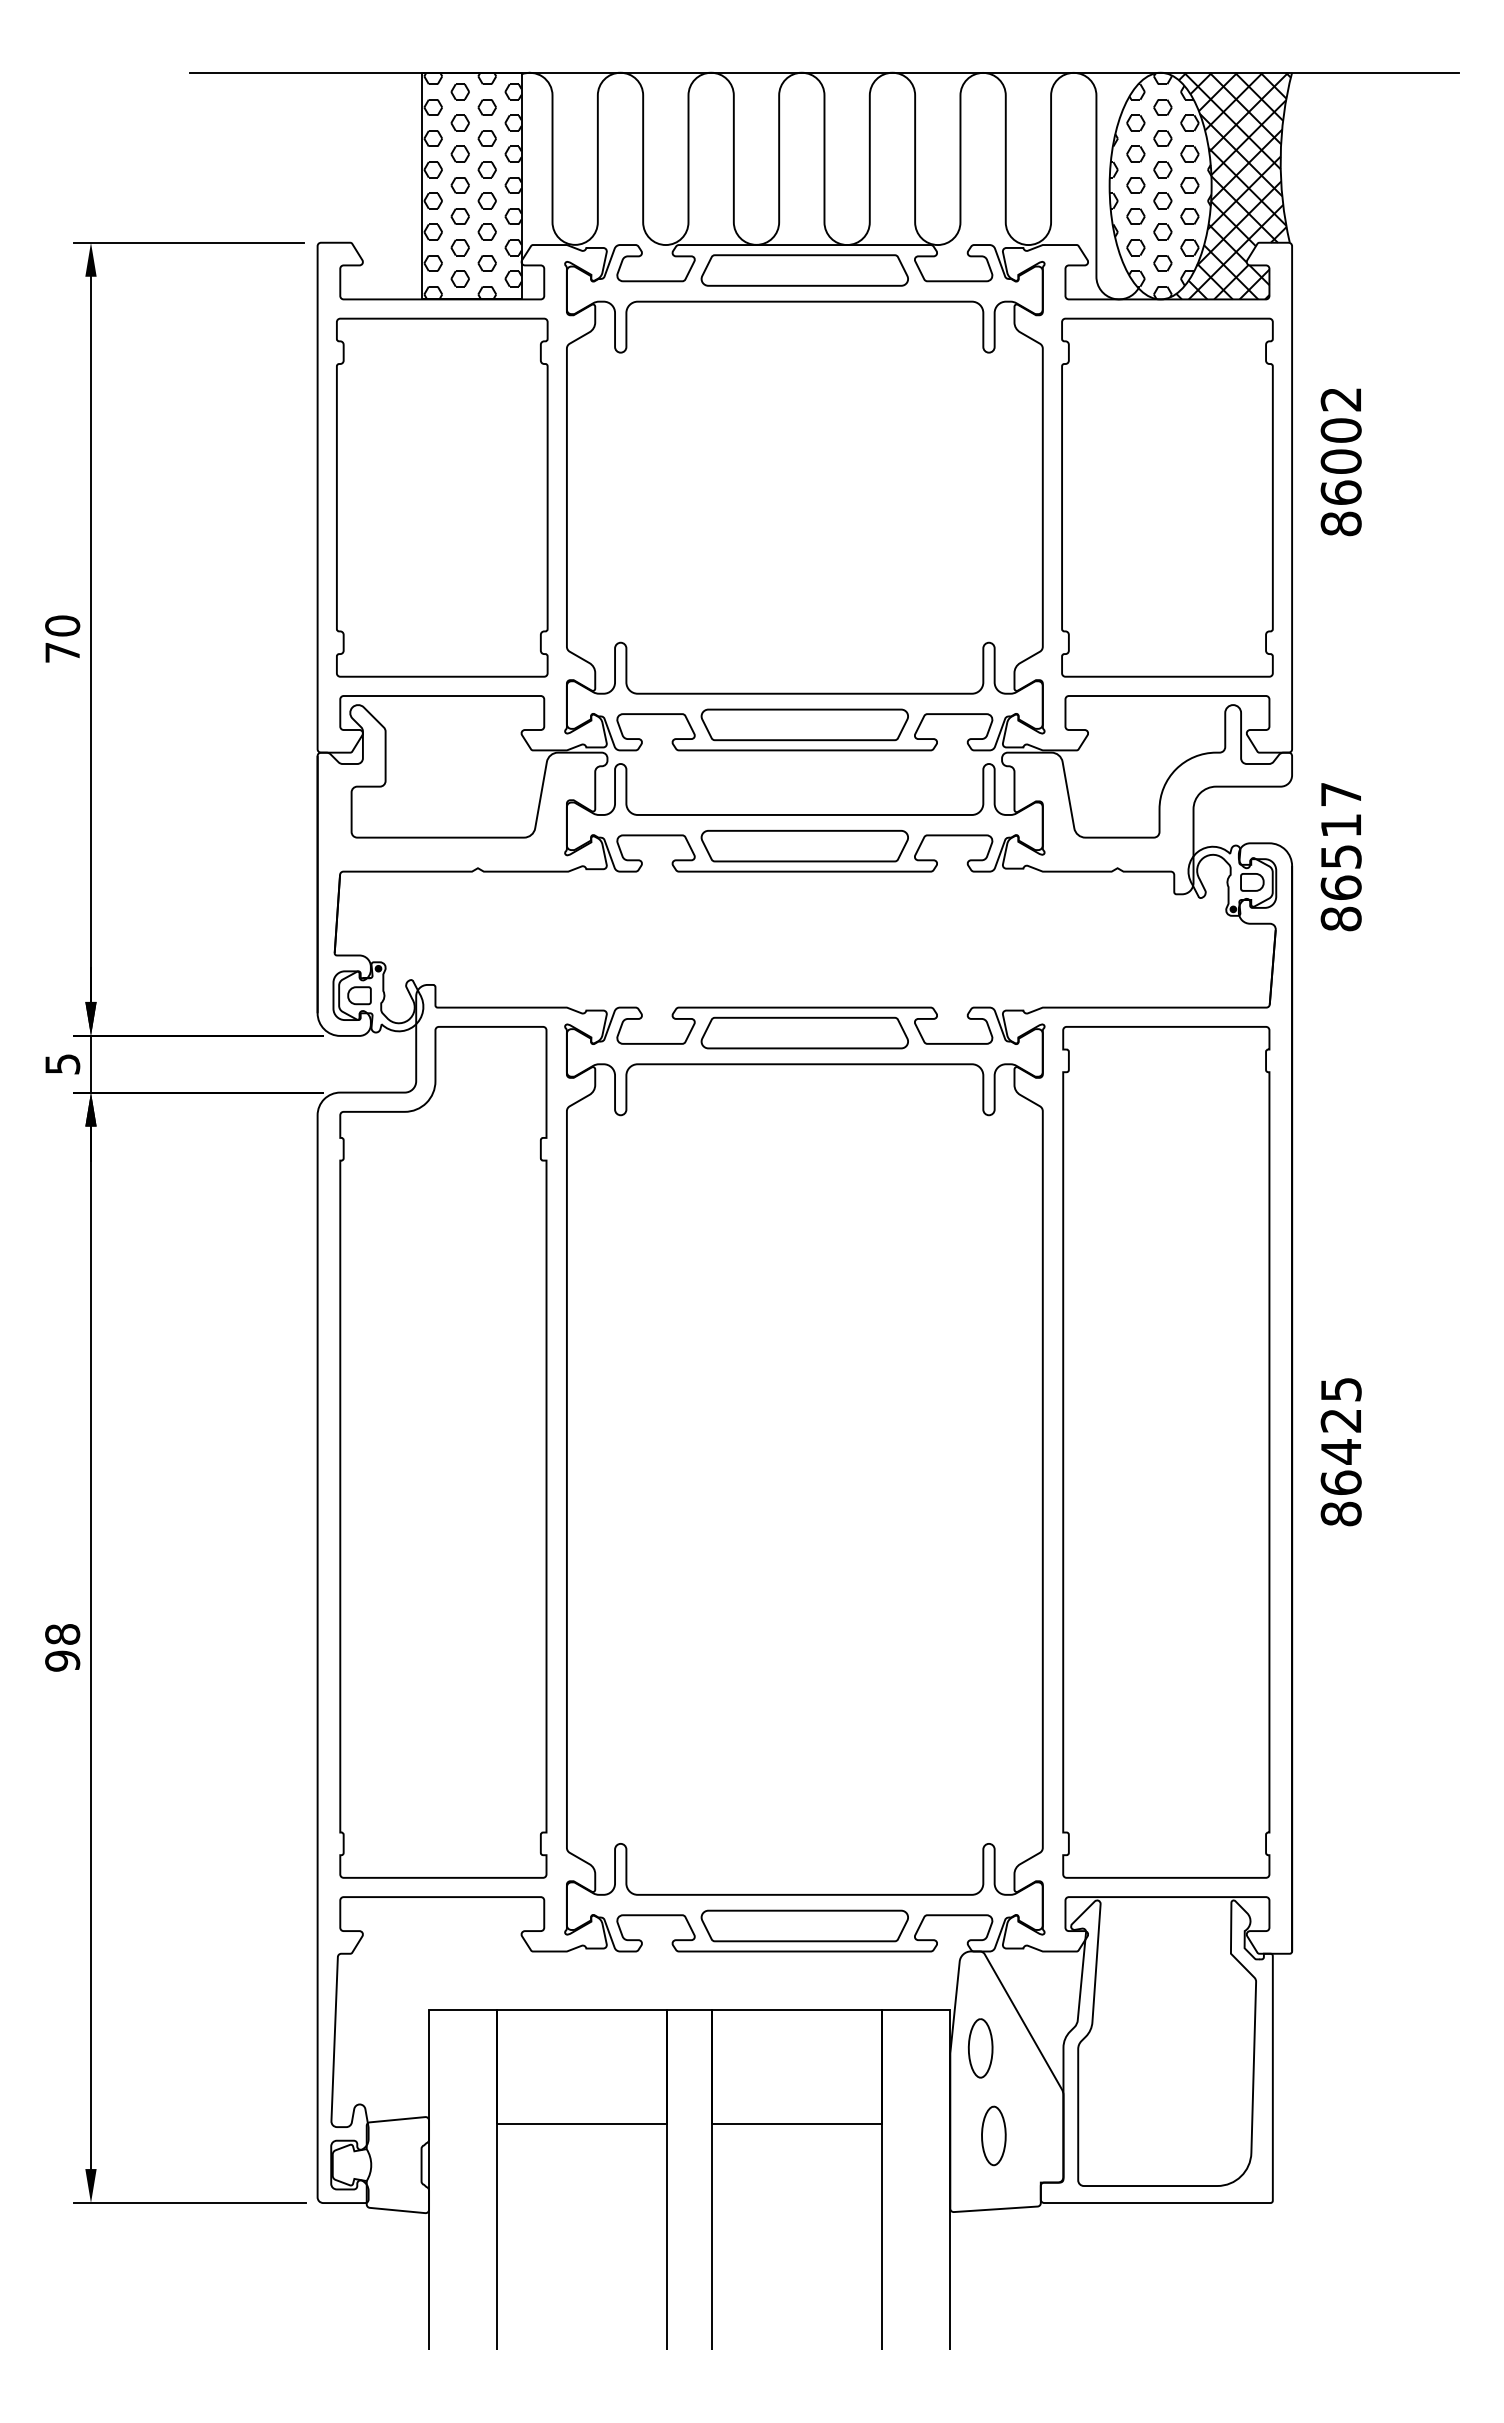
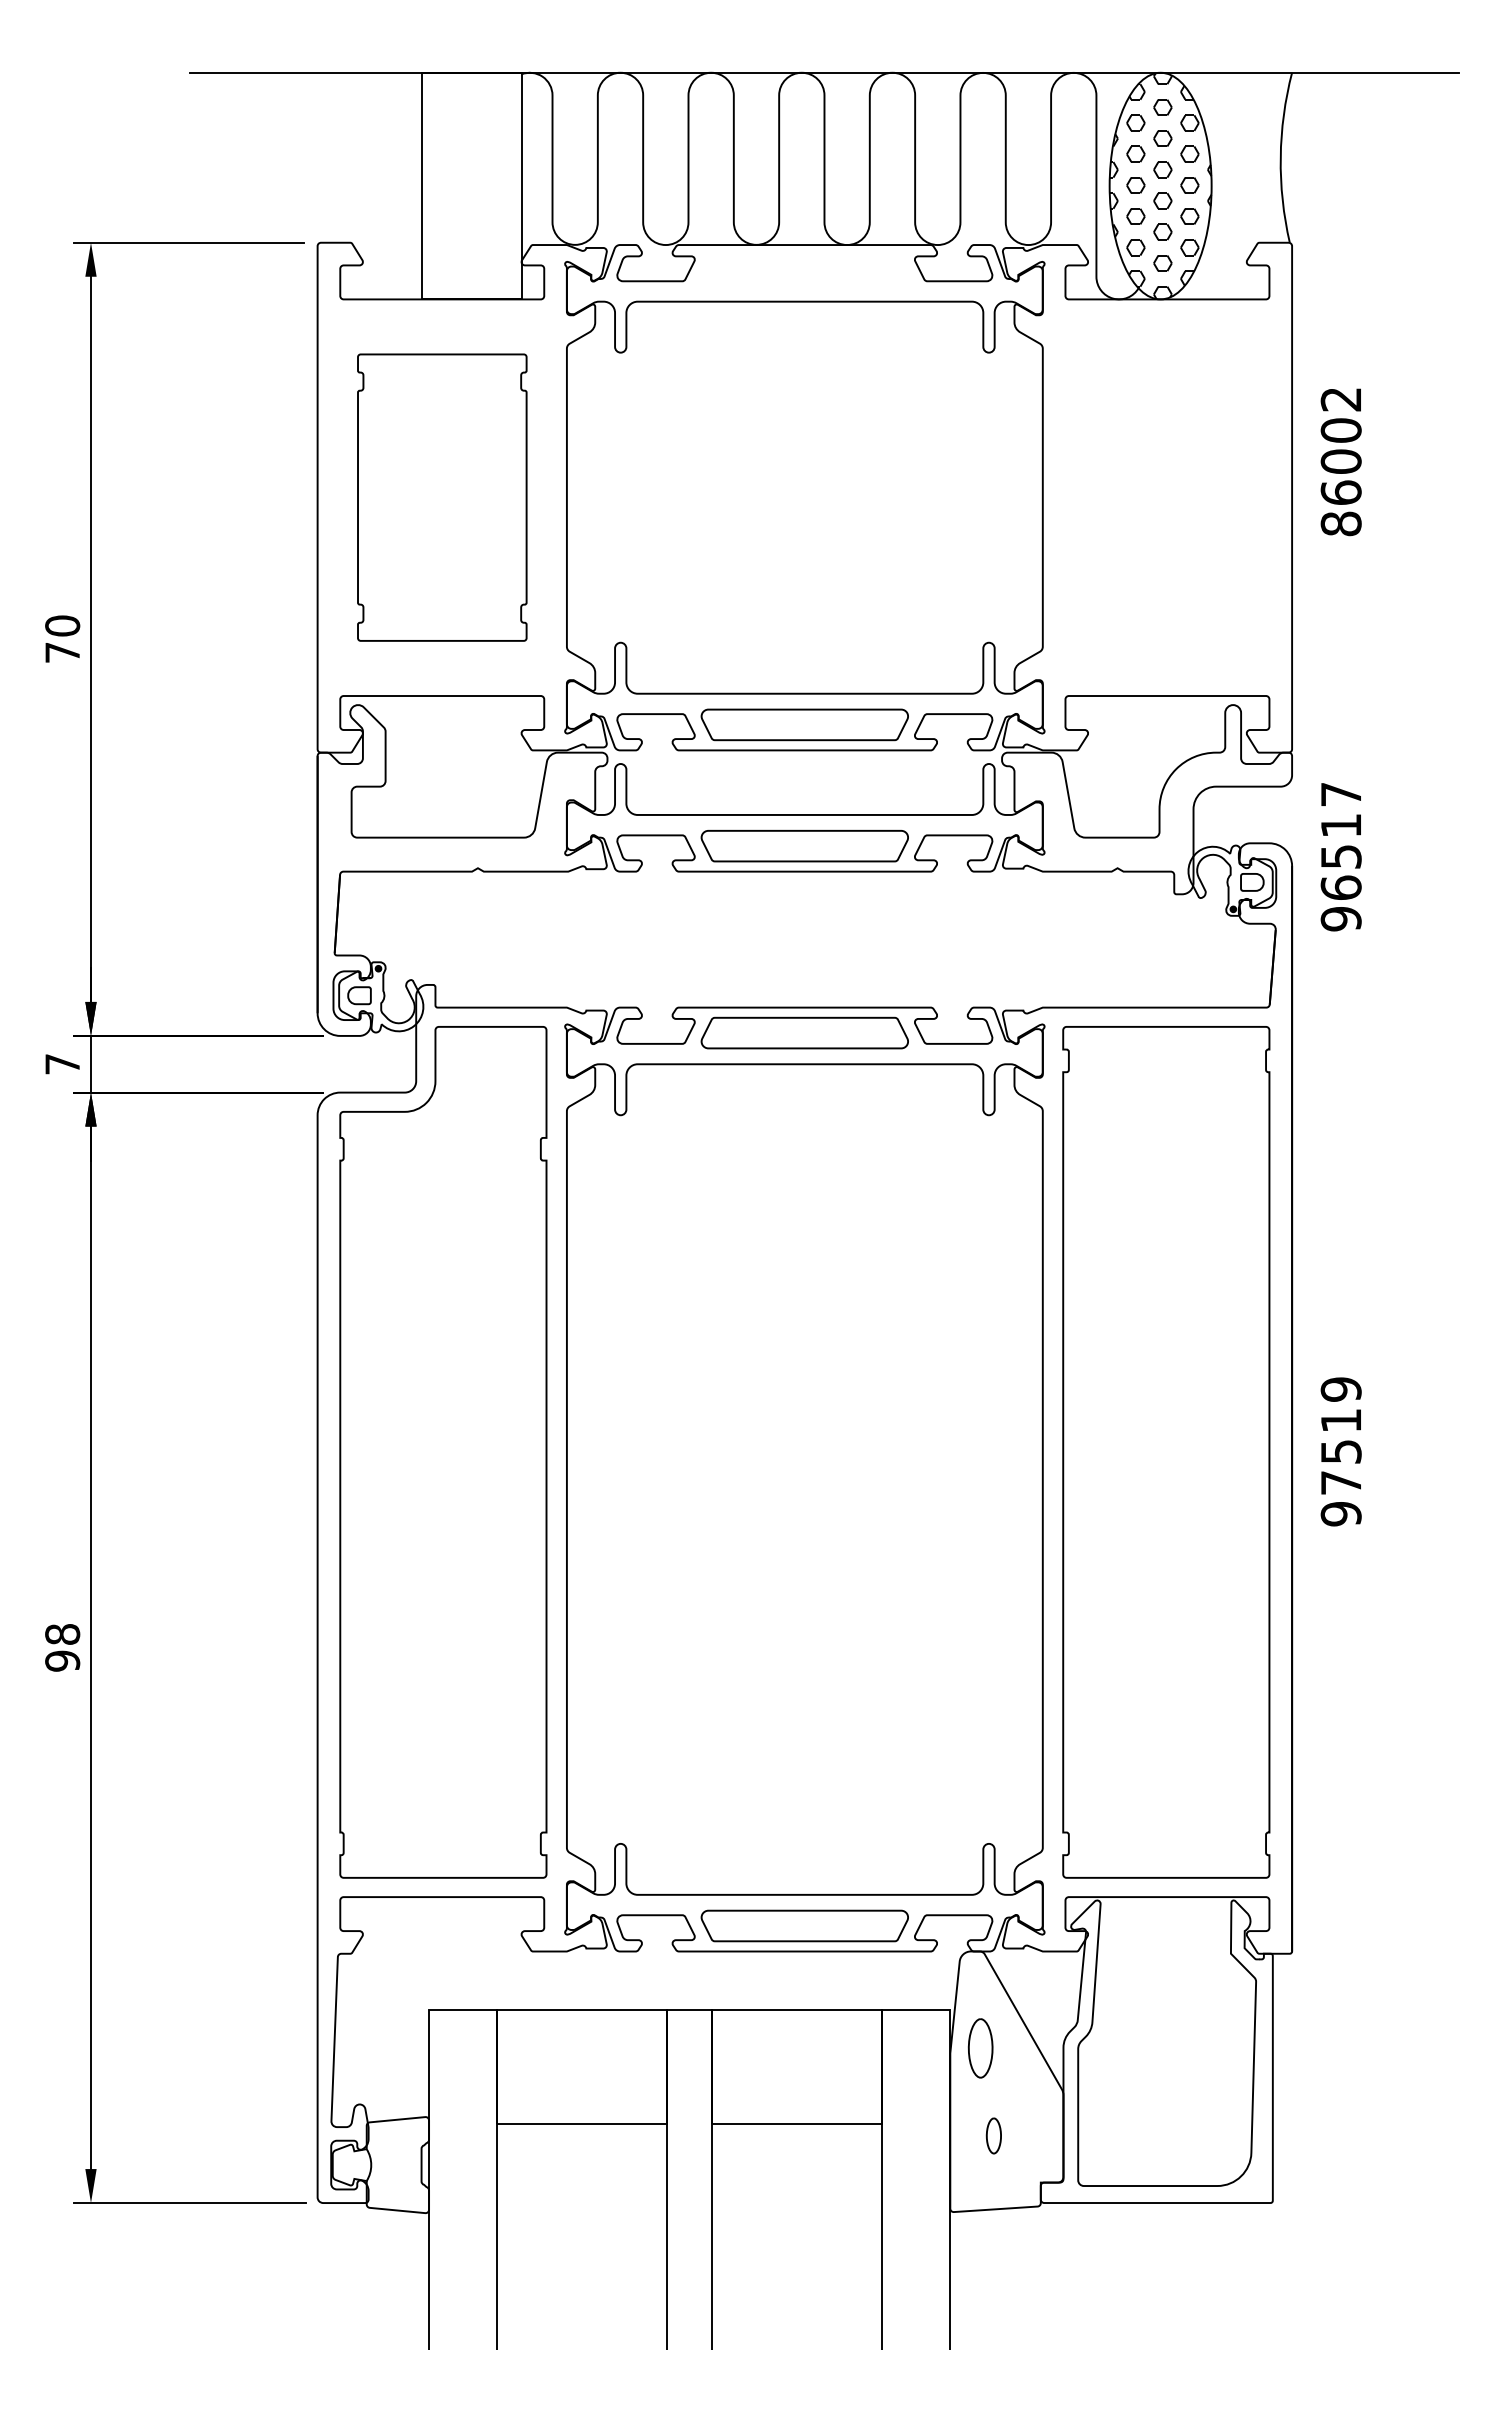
hatch: present -> none (472, 185)
hatch: present -> none (1225, 185)
curve: present -> none (804, 256)
part size: 213x361 px -> 171x289 px (442, 497)
part: present -> none (1167, 497)
text: 86517 -> 96517 (1340, 918)
text: 5 -> 7 (62, 1064)
text: 86425 -> 97519 (1340, 1451)
part size: 26x62 px -> 17x38 px (993, 2135)
